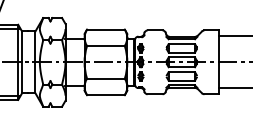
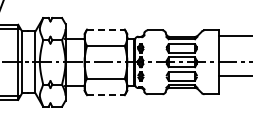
line: solid -> dashed (105, 29)
line position: (233, 88) -> (233, 76) (233, 76)
line: solid -> dashed (105, 95)
